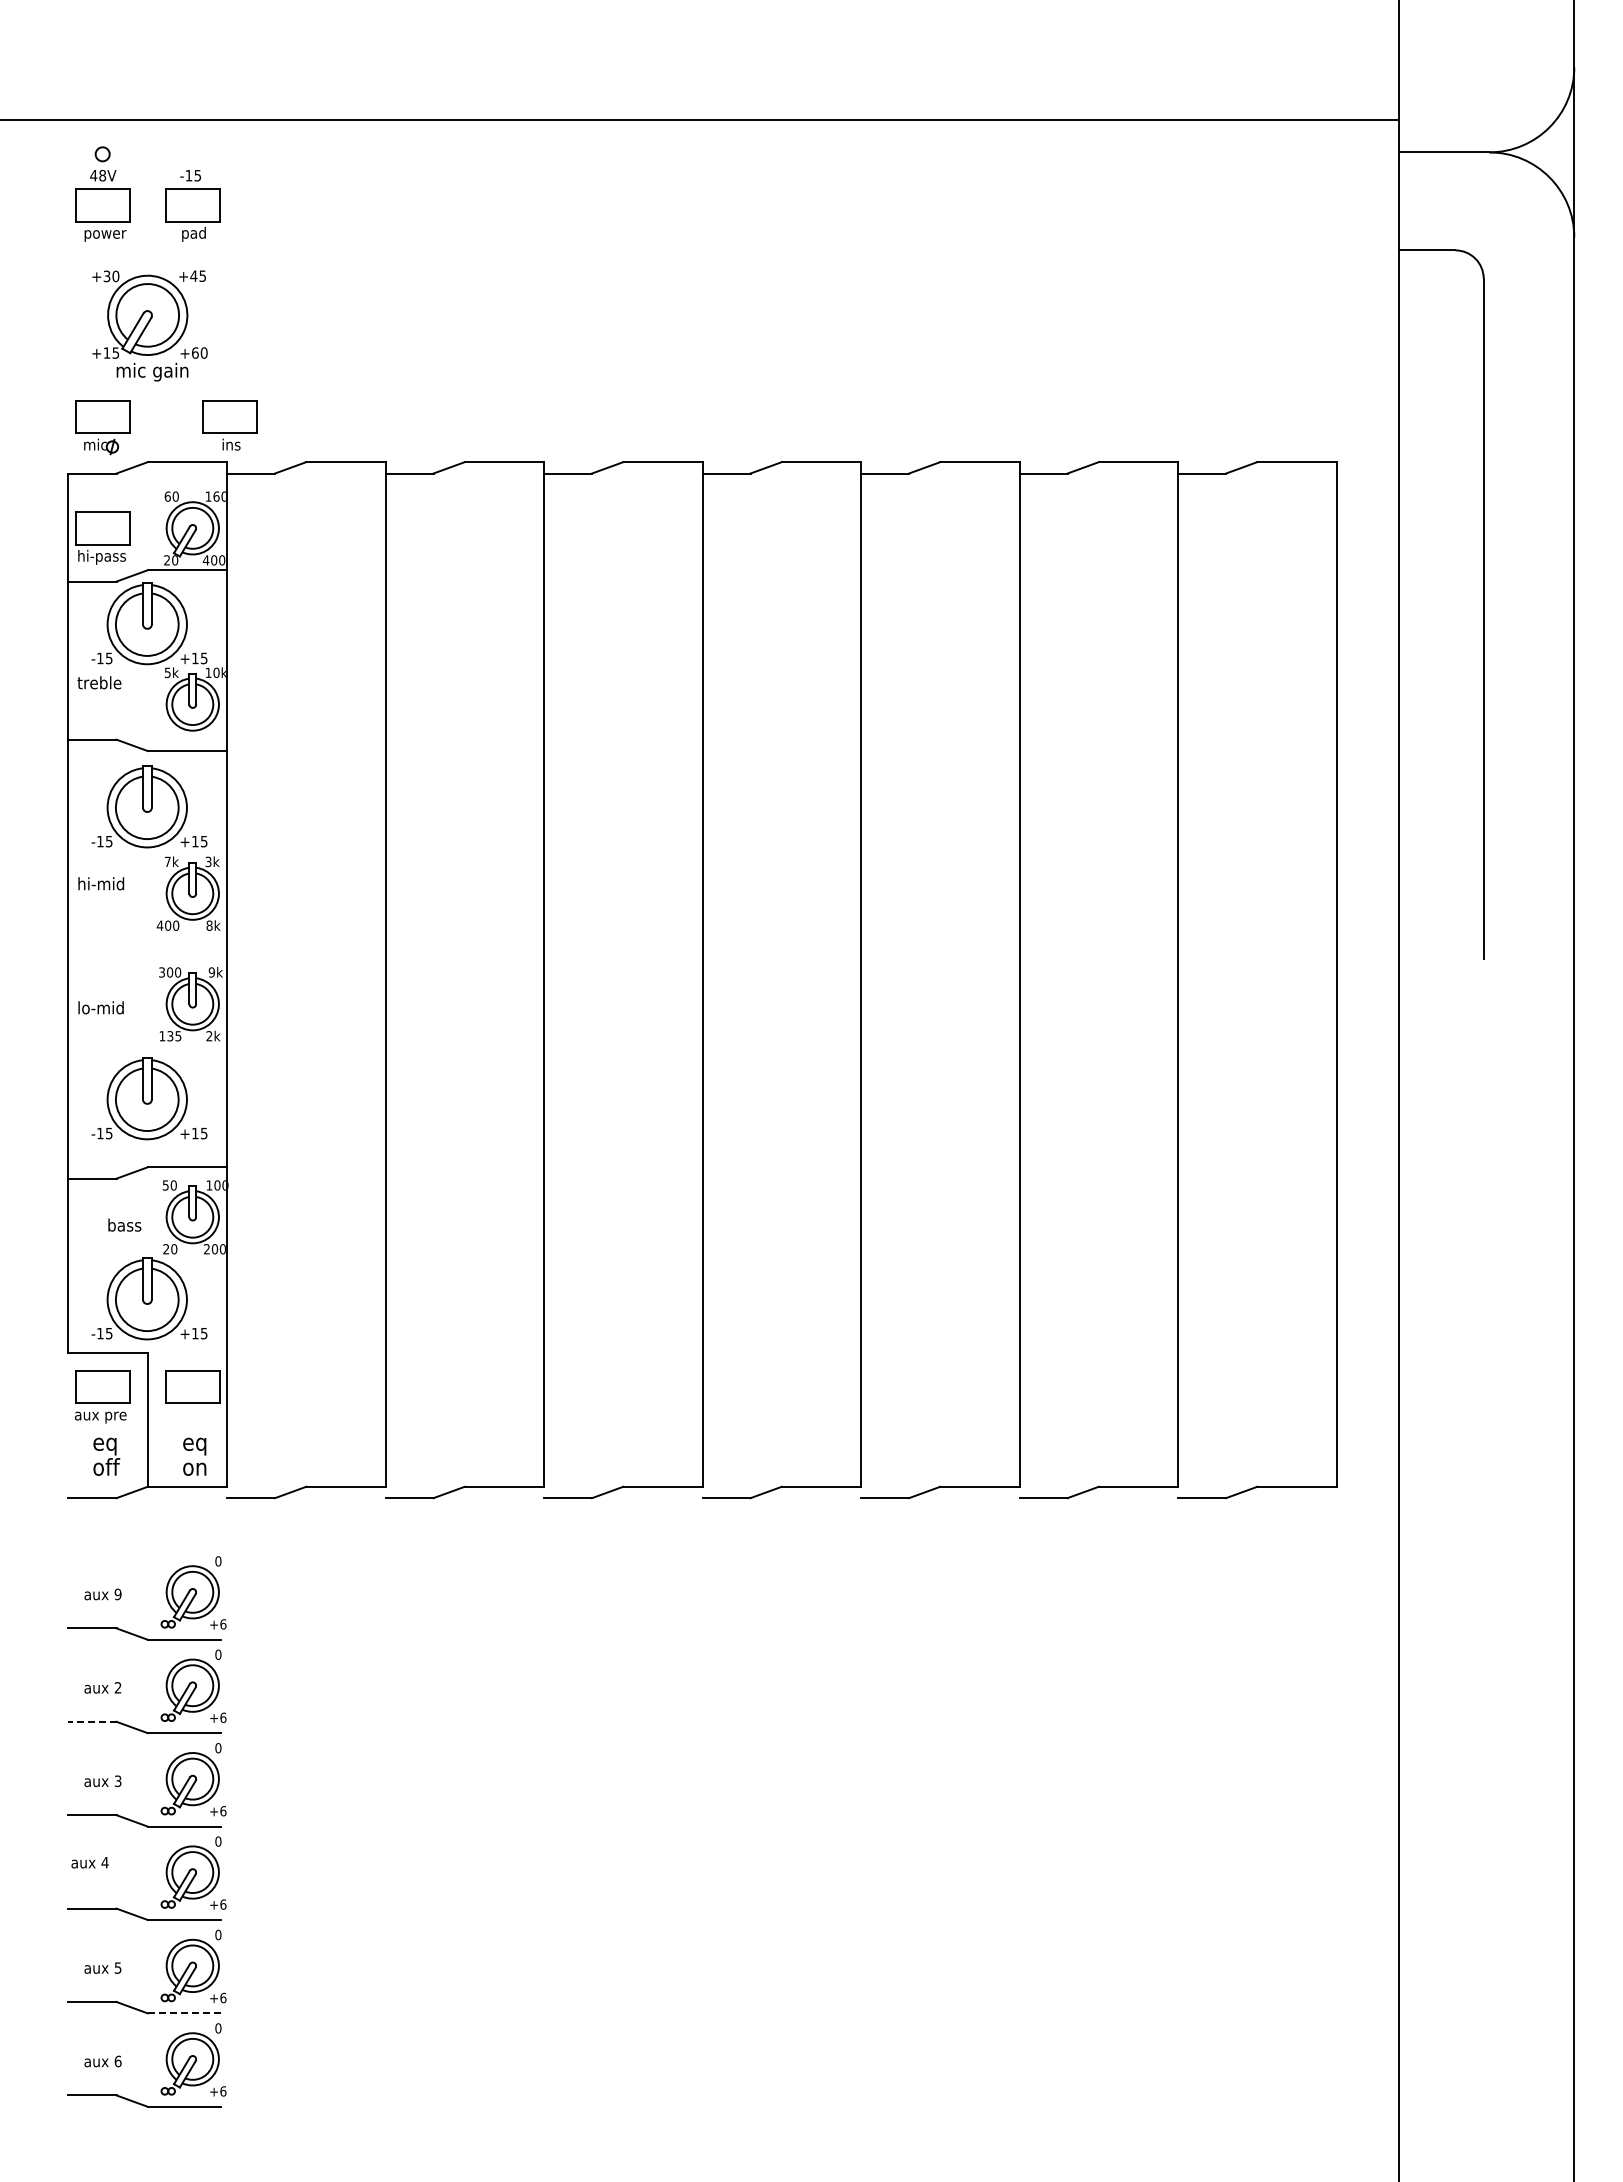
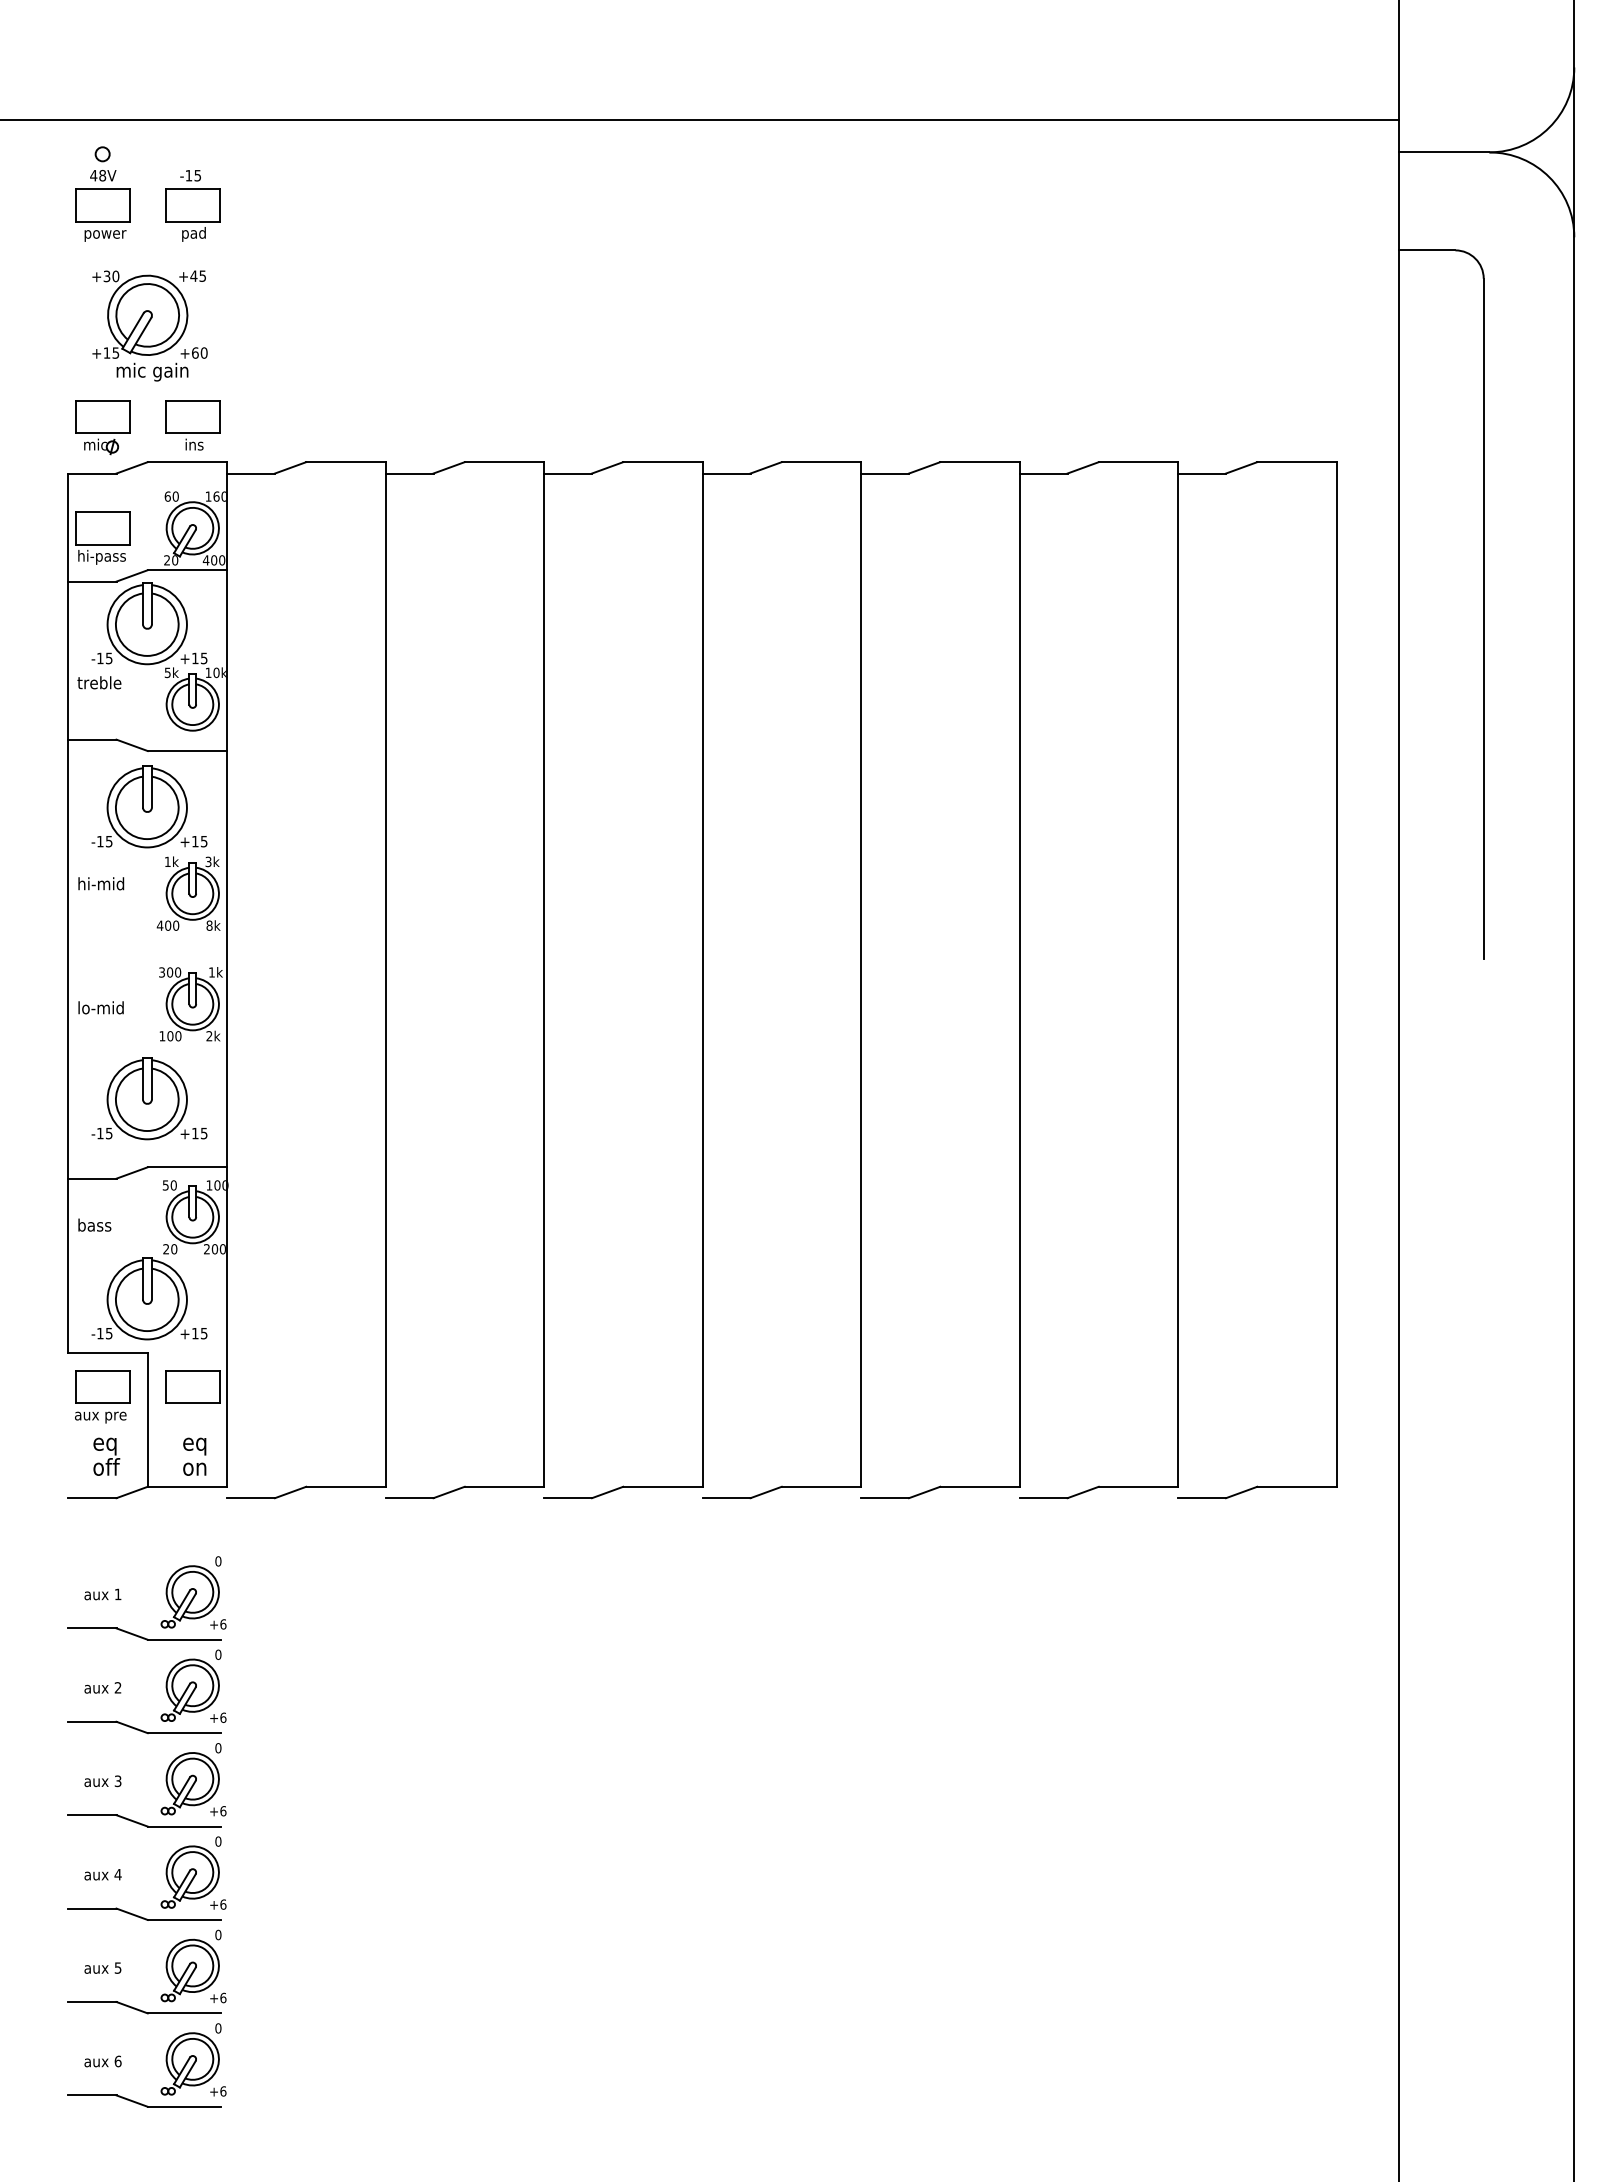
part position: (229, 425) -> (192, 425) (192, 425)
text: 7k -> 1k (167, 861)
text: 9k -> 1k (211, 972)
text: 135 -> 100 (174, 1036)
text position: (124, 1224) -> (94, 1224) (94, 1224)
text: 9 -> 1 (117, 1594)
line: dashed -> solid (92, 1721)
text position: (89, 1862) -> (102, 1874) (102, 1874)
line: dashed -> solid (184, 2013)
